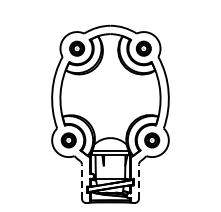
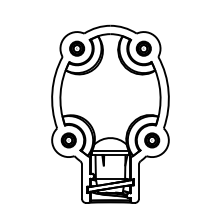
line: dashed -> solid (82, 181)
line: dashed -> solid (138, 181)
